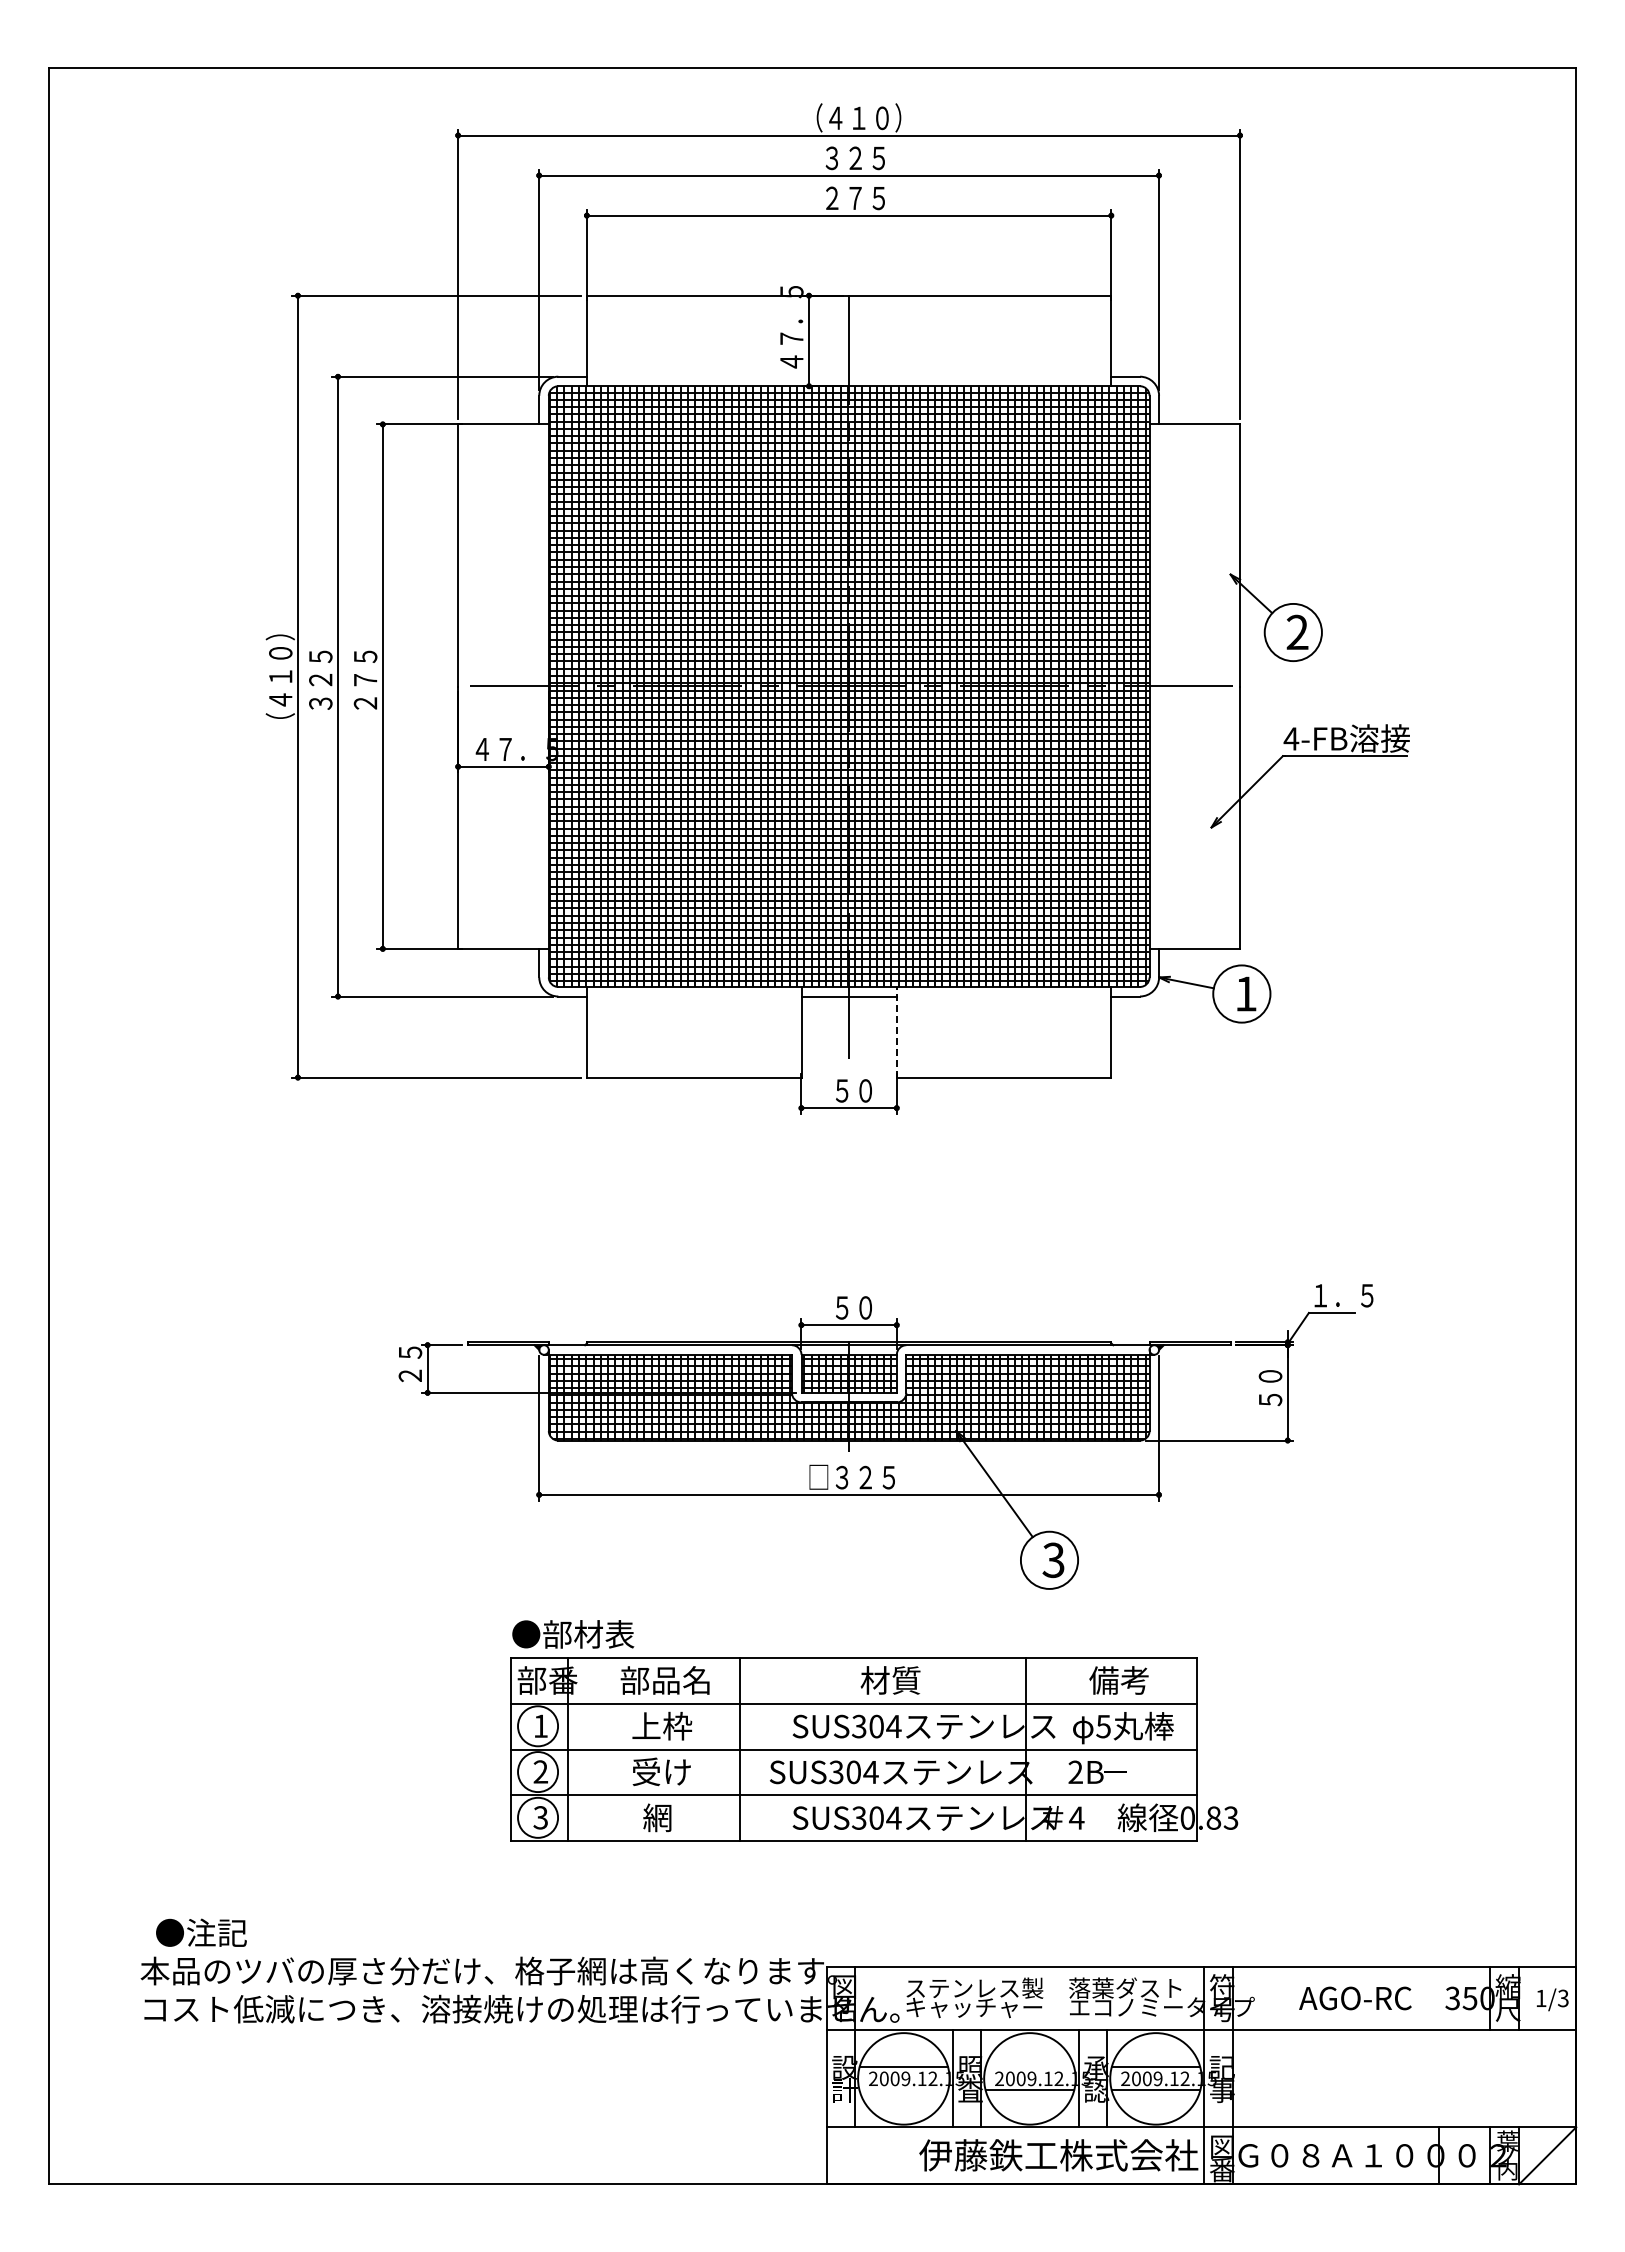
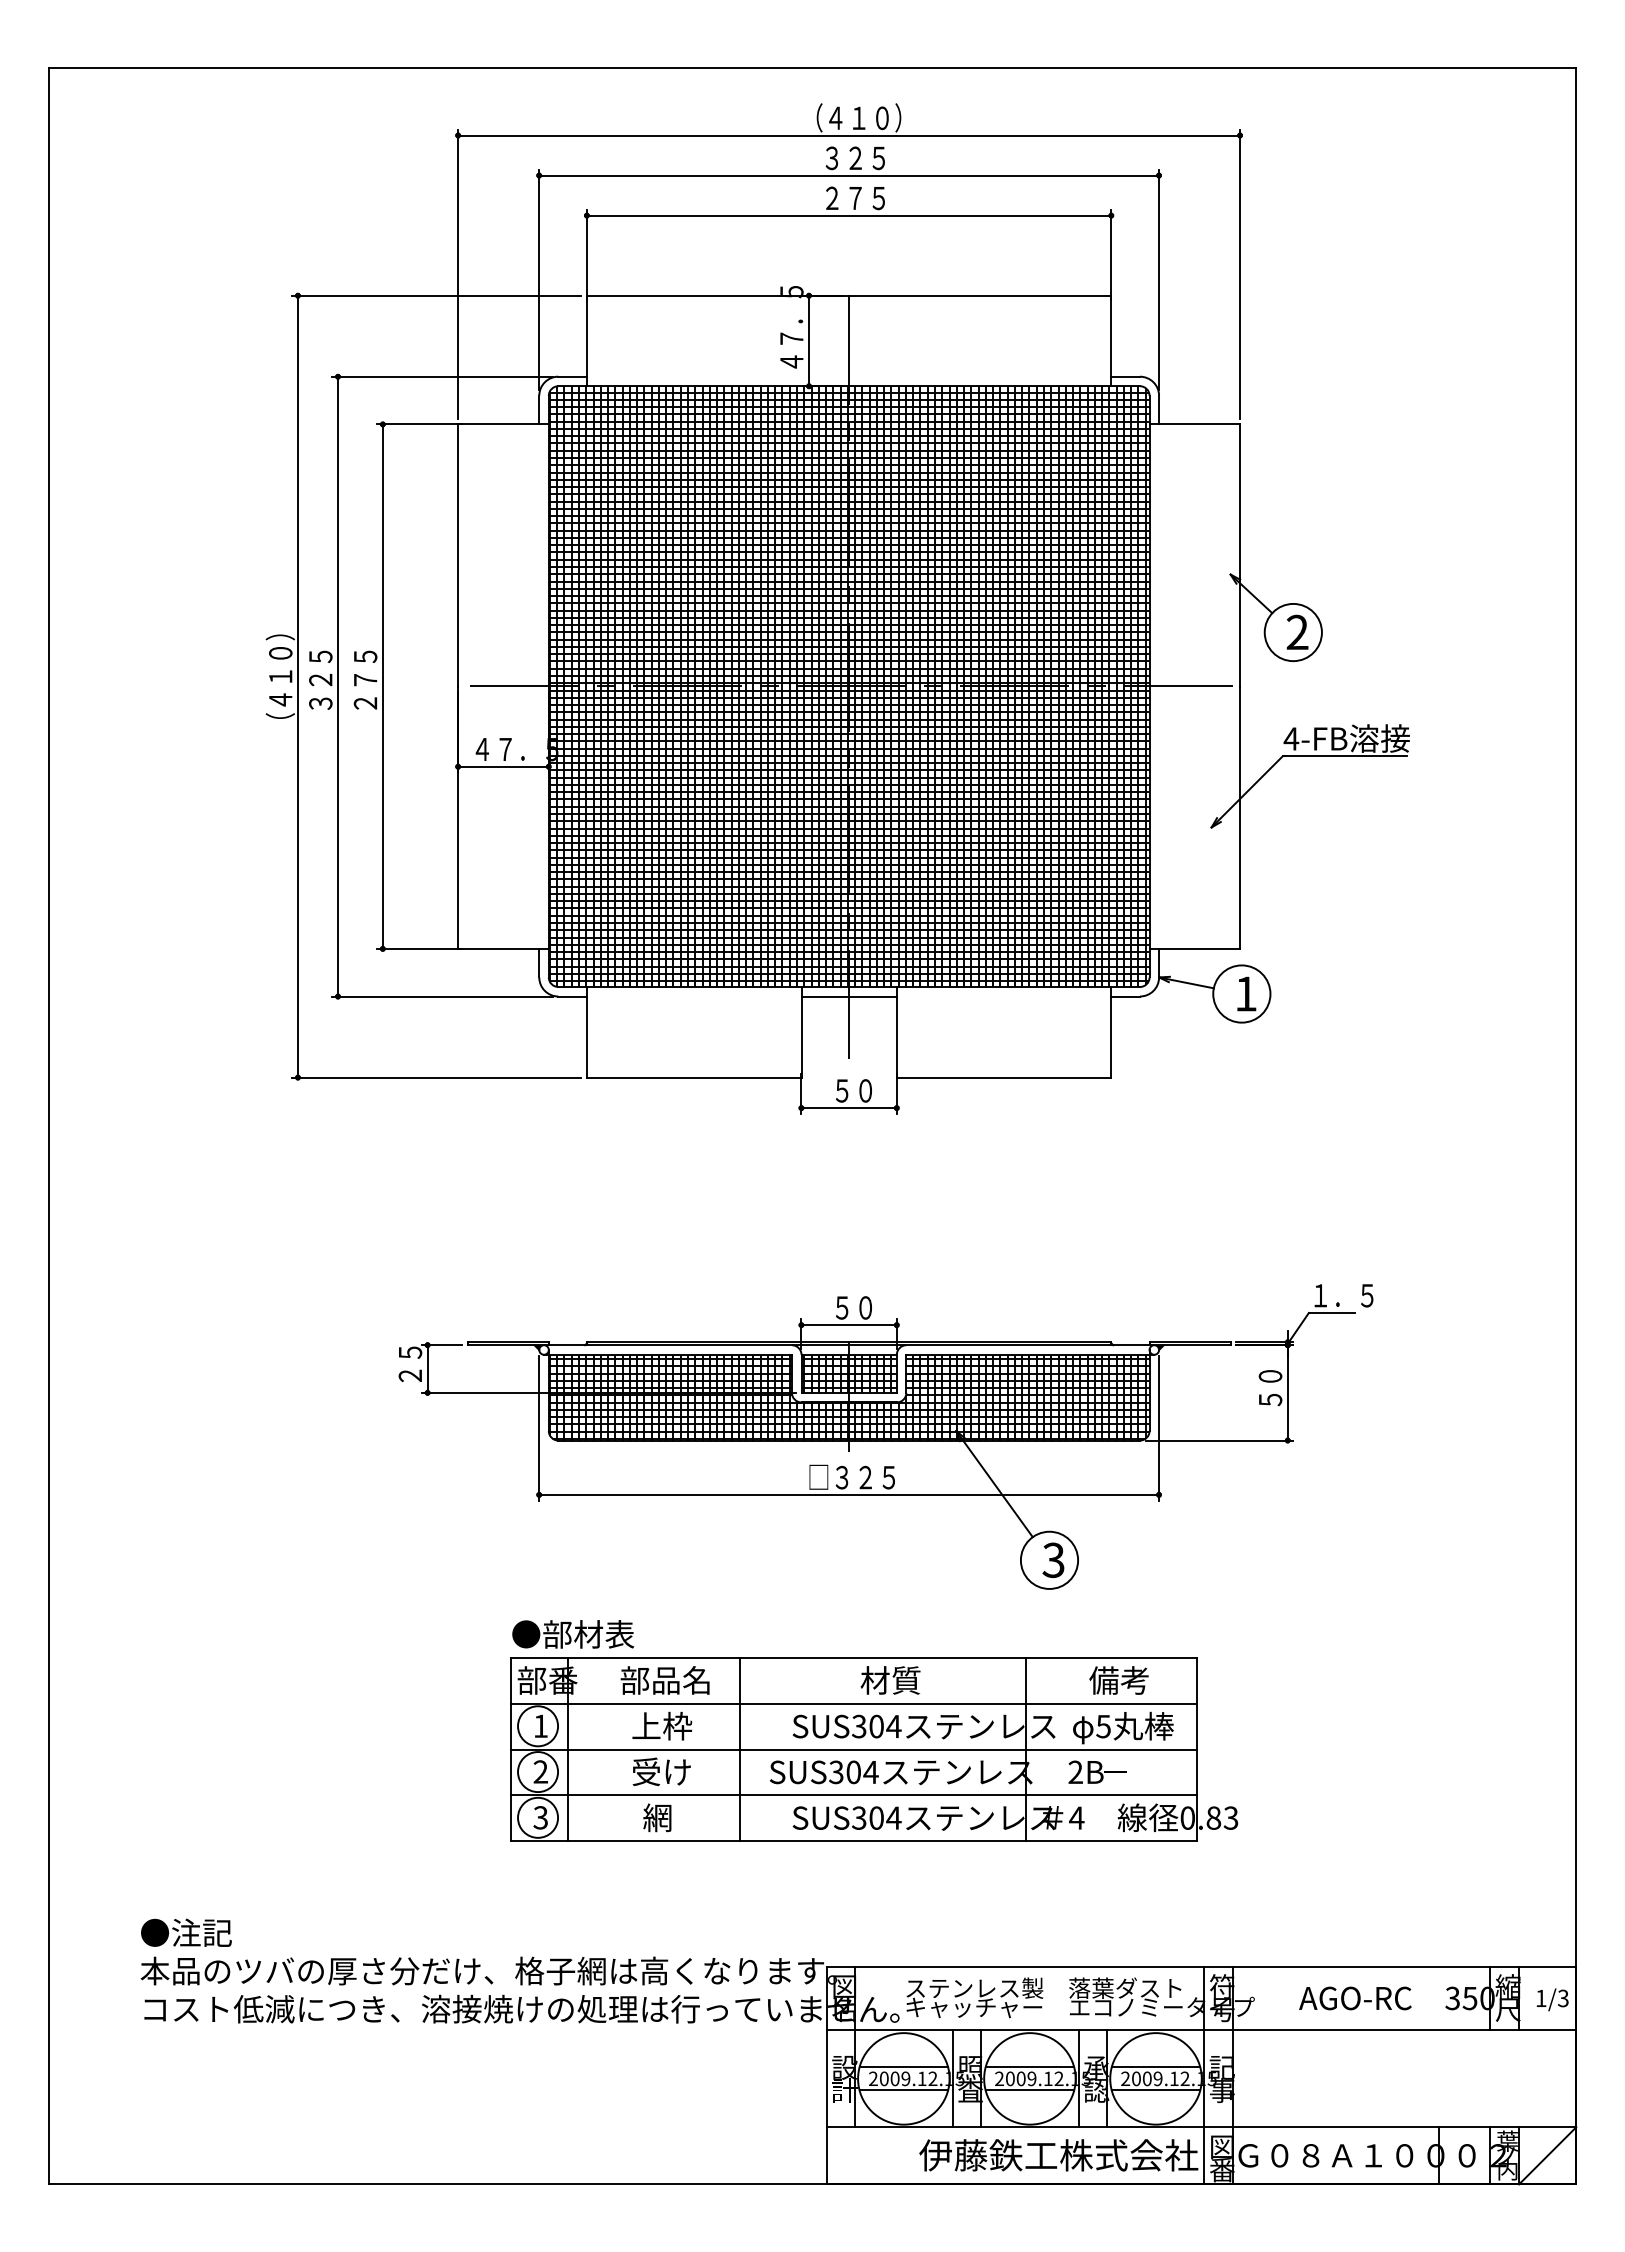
line: dashed -> solid (896, 1031)
text position: (201, 1932) -> (186, 1932) (186, 1932)
line: none -> present (1029, 2067)
line: none -> present (903, 2090)
